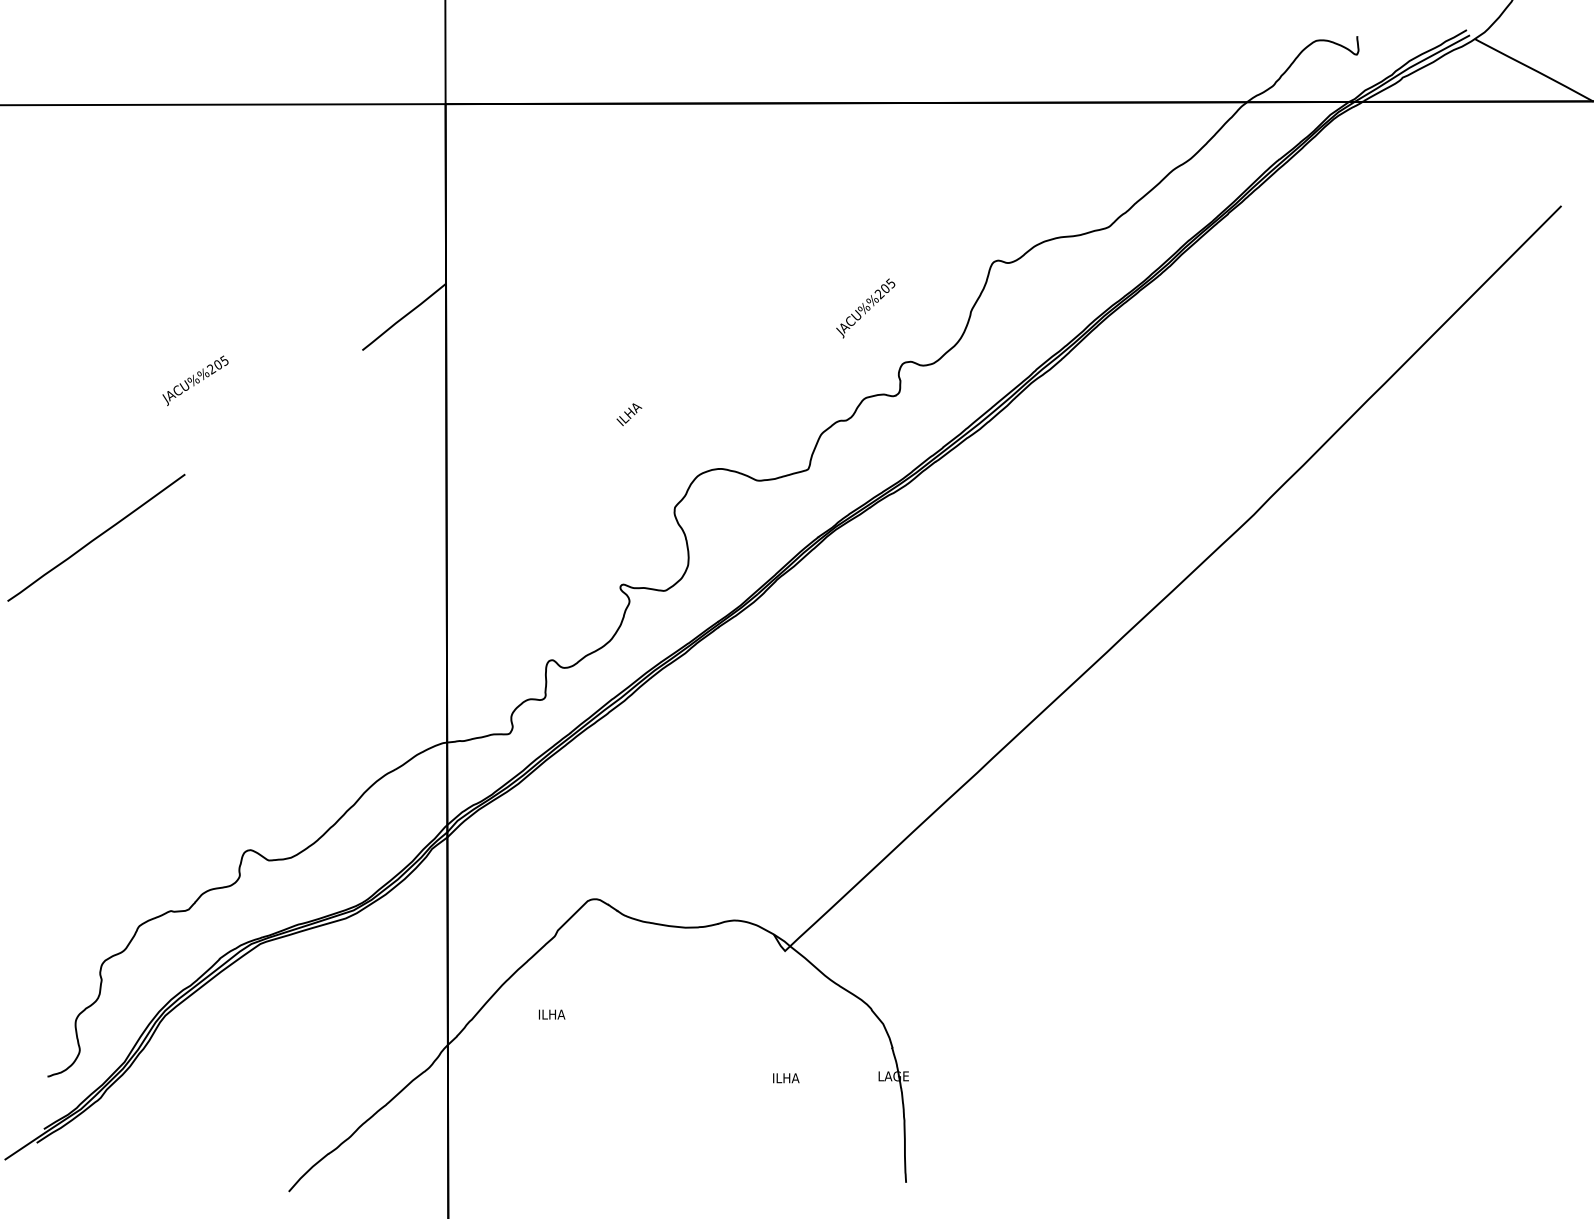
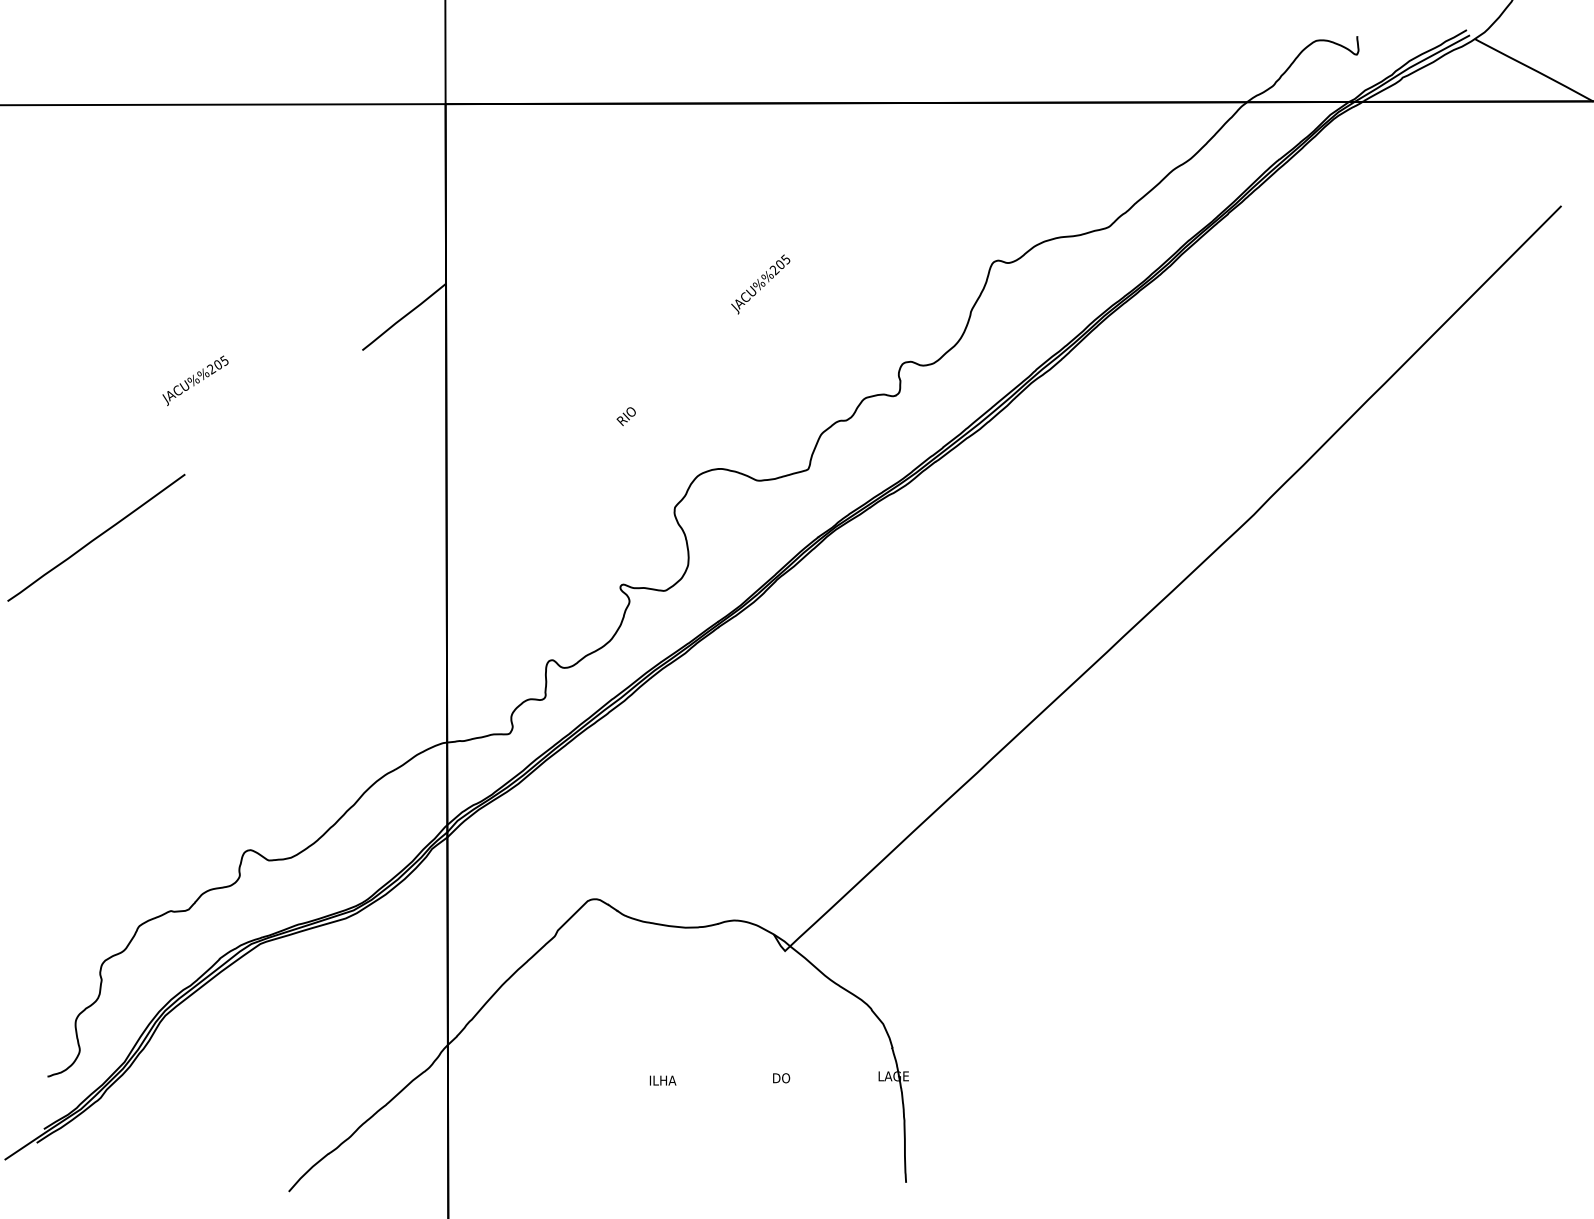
text position: (865, 308) -> (760, 284) (760, 284)
text: ILHA -> RIO (629, 413)
text position: (552, 1014) -> (663, 1080) (663, 1080)
text: ILHA -> DO (786, 1078)
